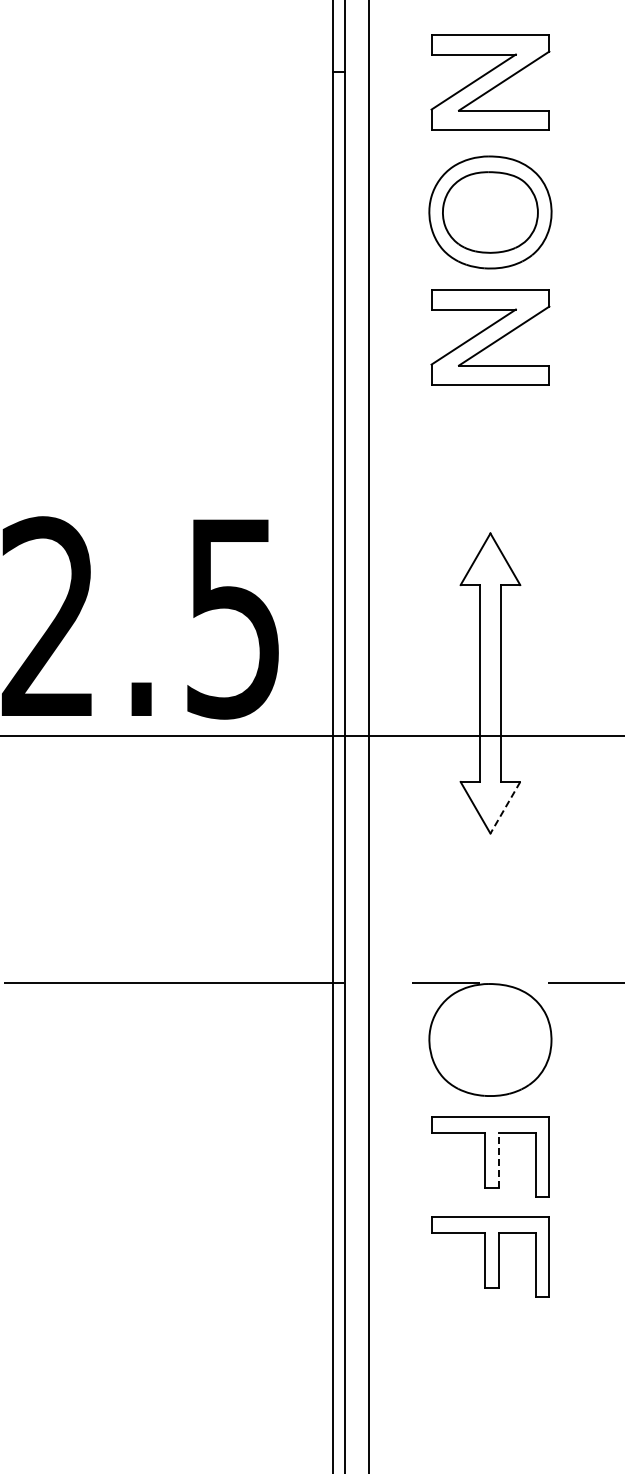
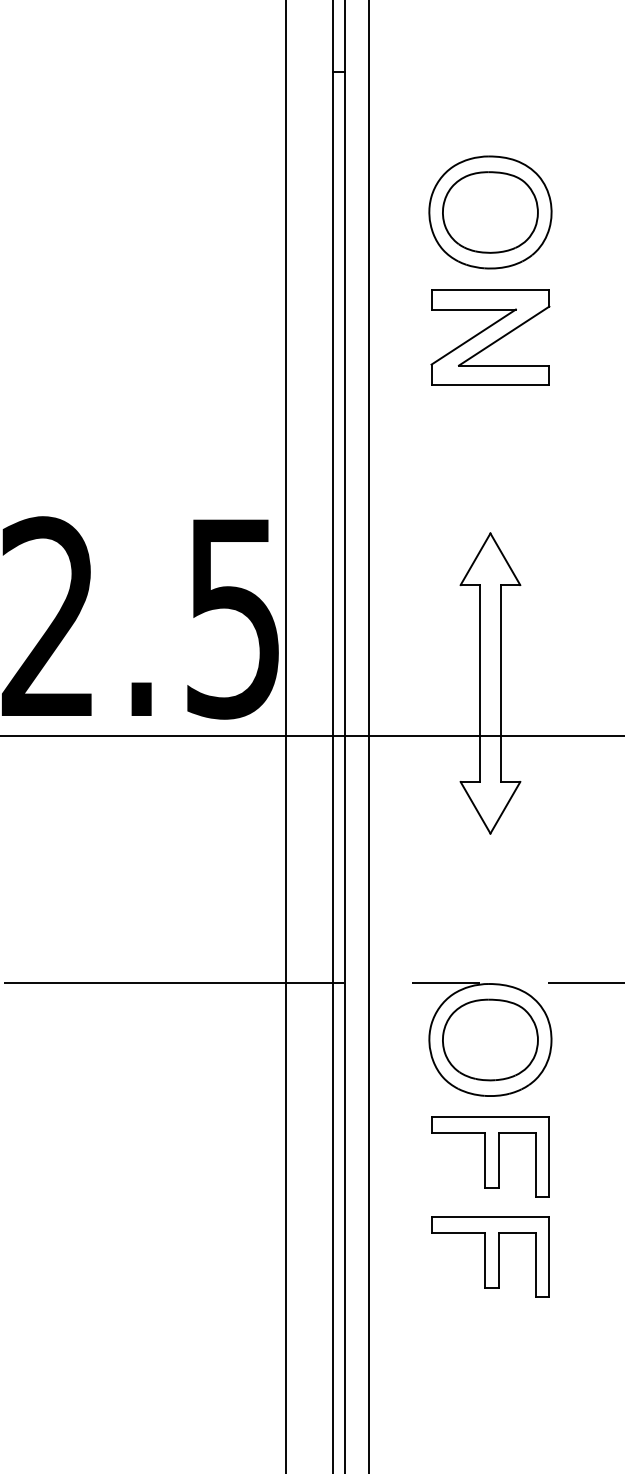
part: present -> none (490, 82)
line: none -> present (286, 736)
line: dashed -> solid (505, 807)
part: none -> present (490, 1039)
line: dashed -> solid (498, 1160)
